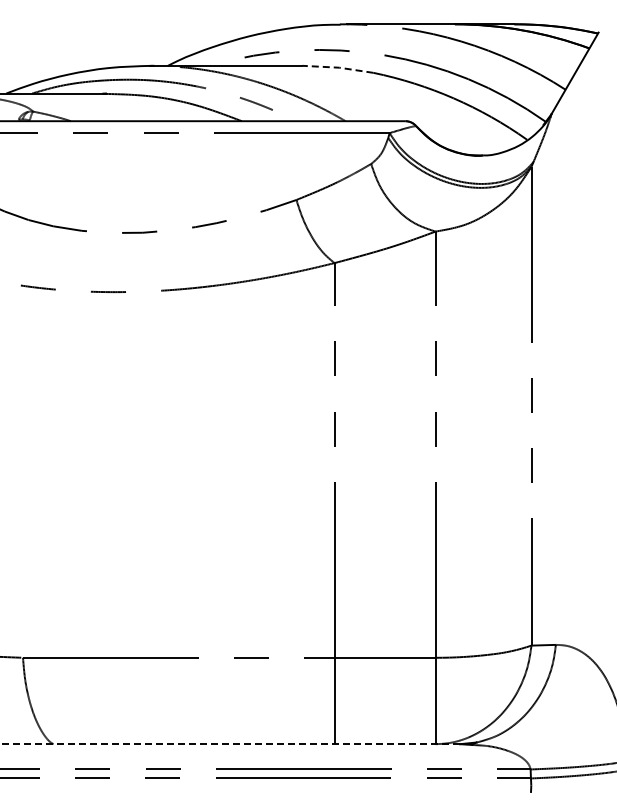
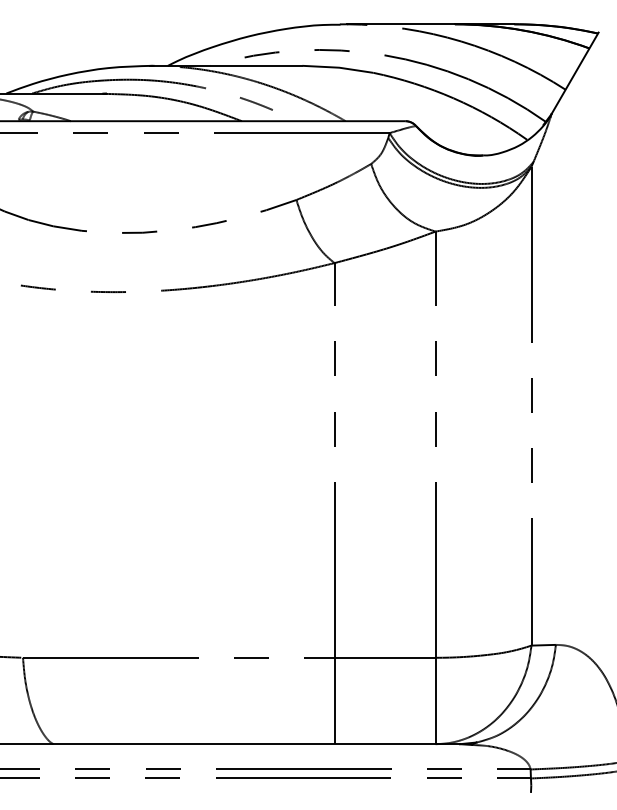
line: dashed -> solid (338, 67)
line: dashed -> solid (230, 744)
